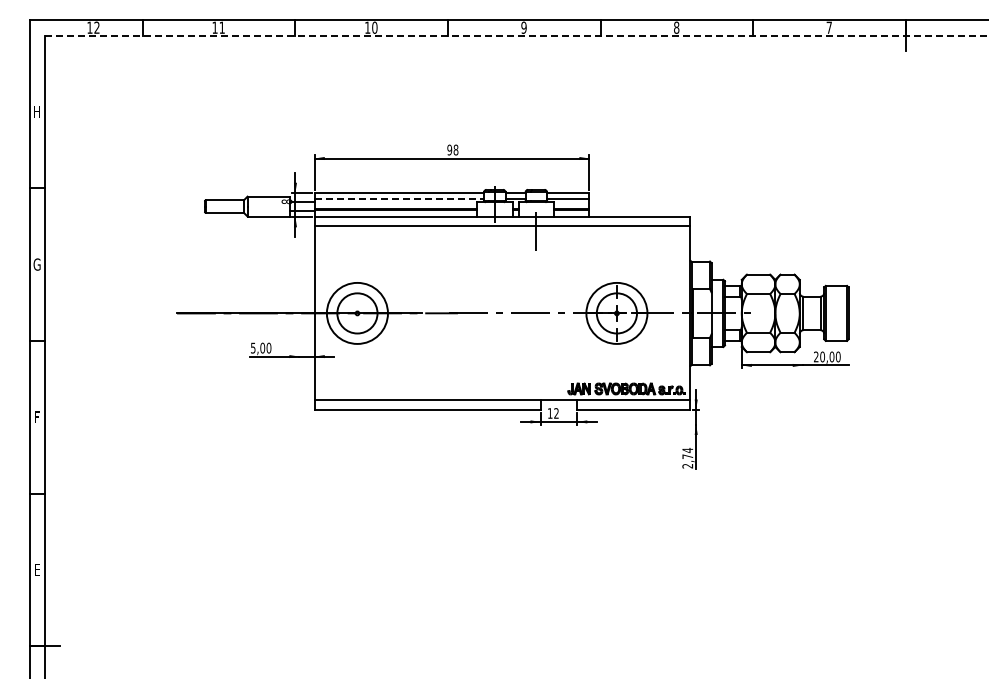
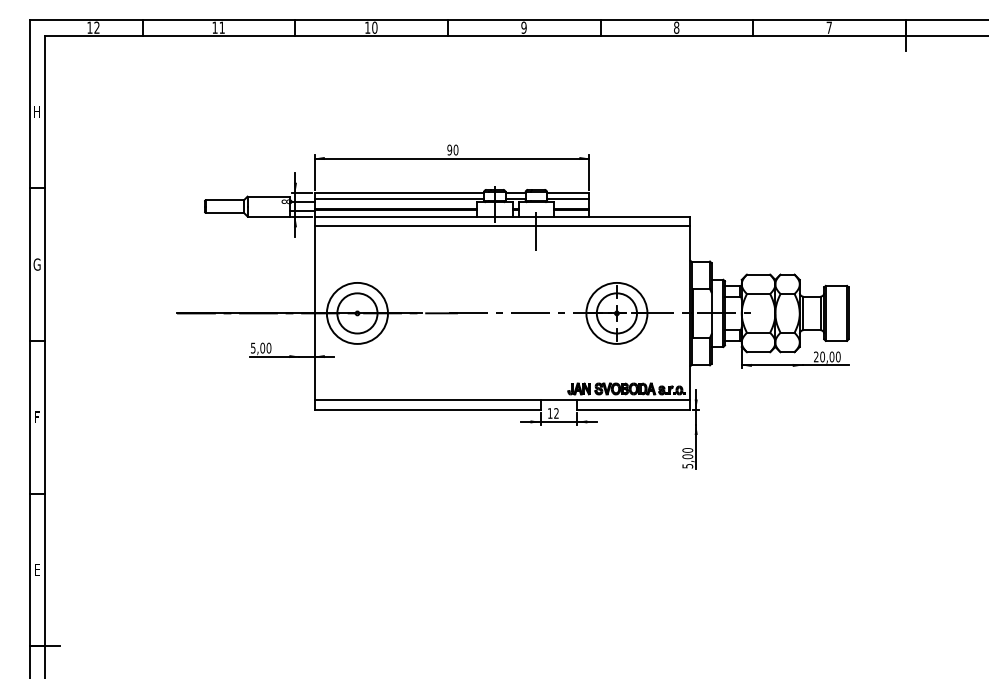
line: dashed -> solid (516, 35)
text: 98 -> 90 (455, 150)
line: dashed -> solid (399, 198)
text: 2,74 -> 5,00 (687, 458)
